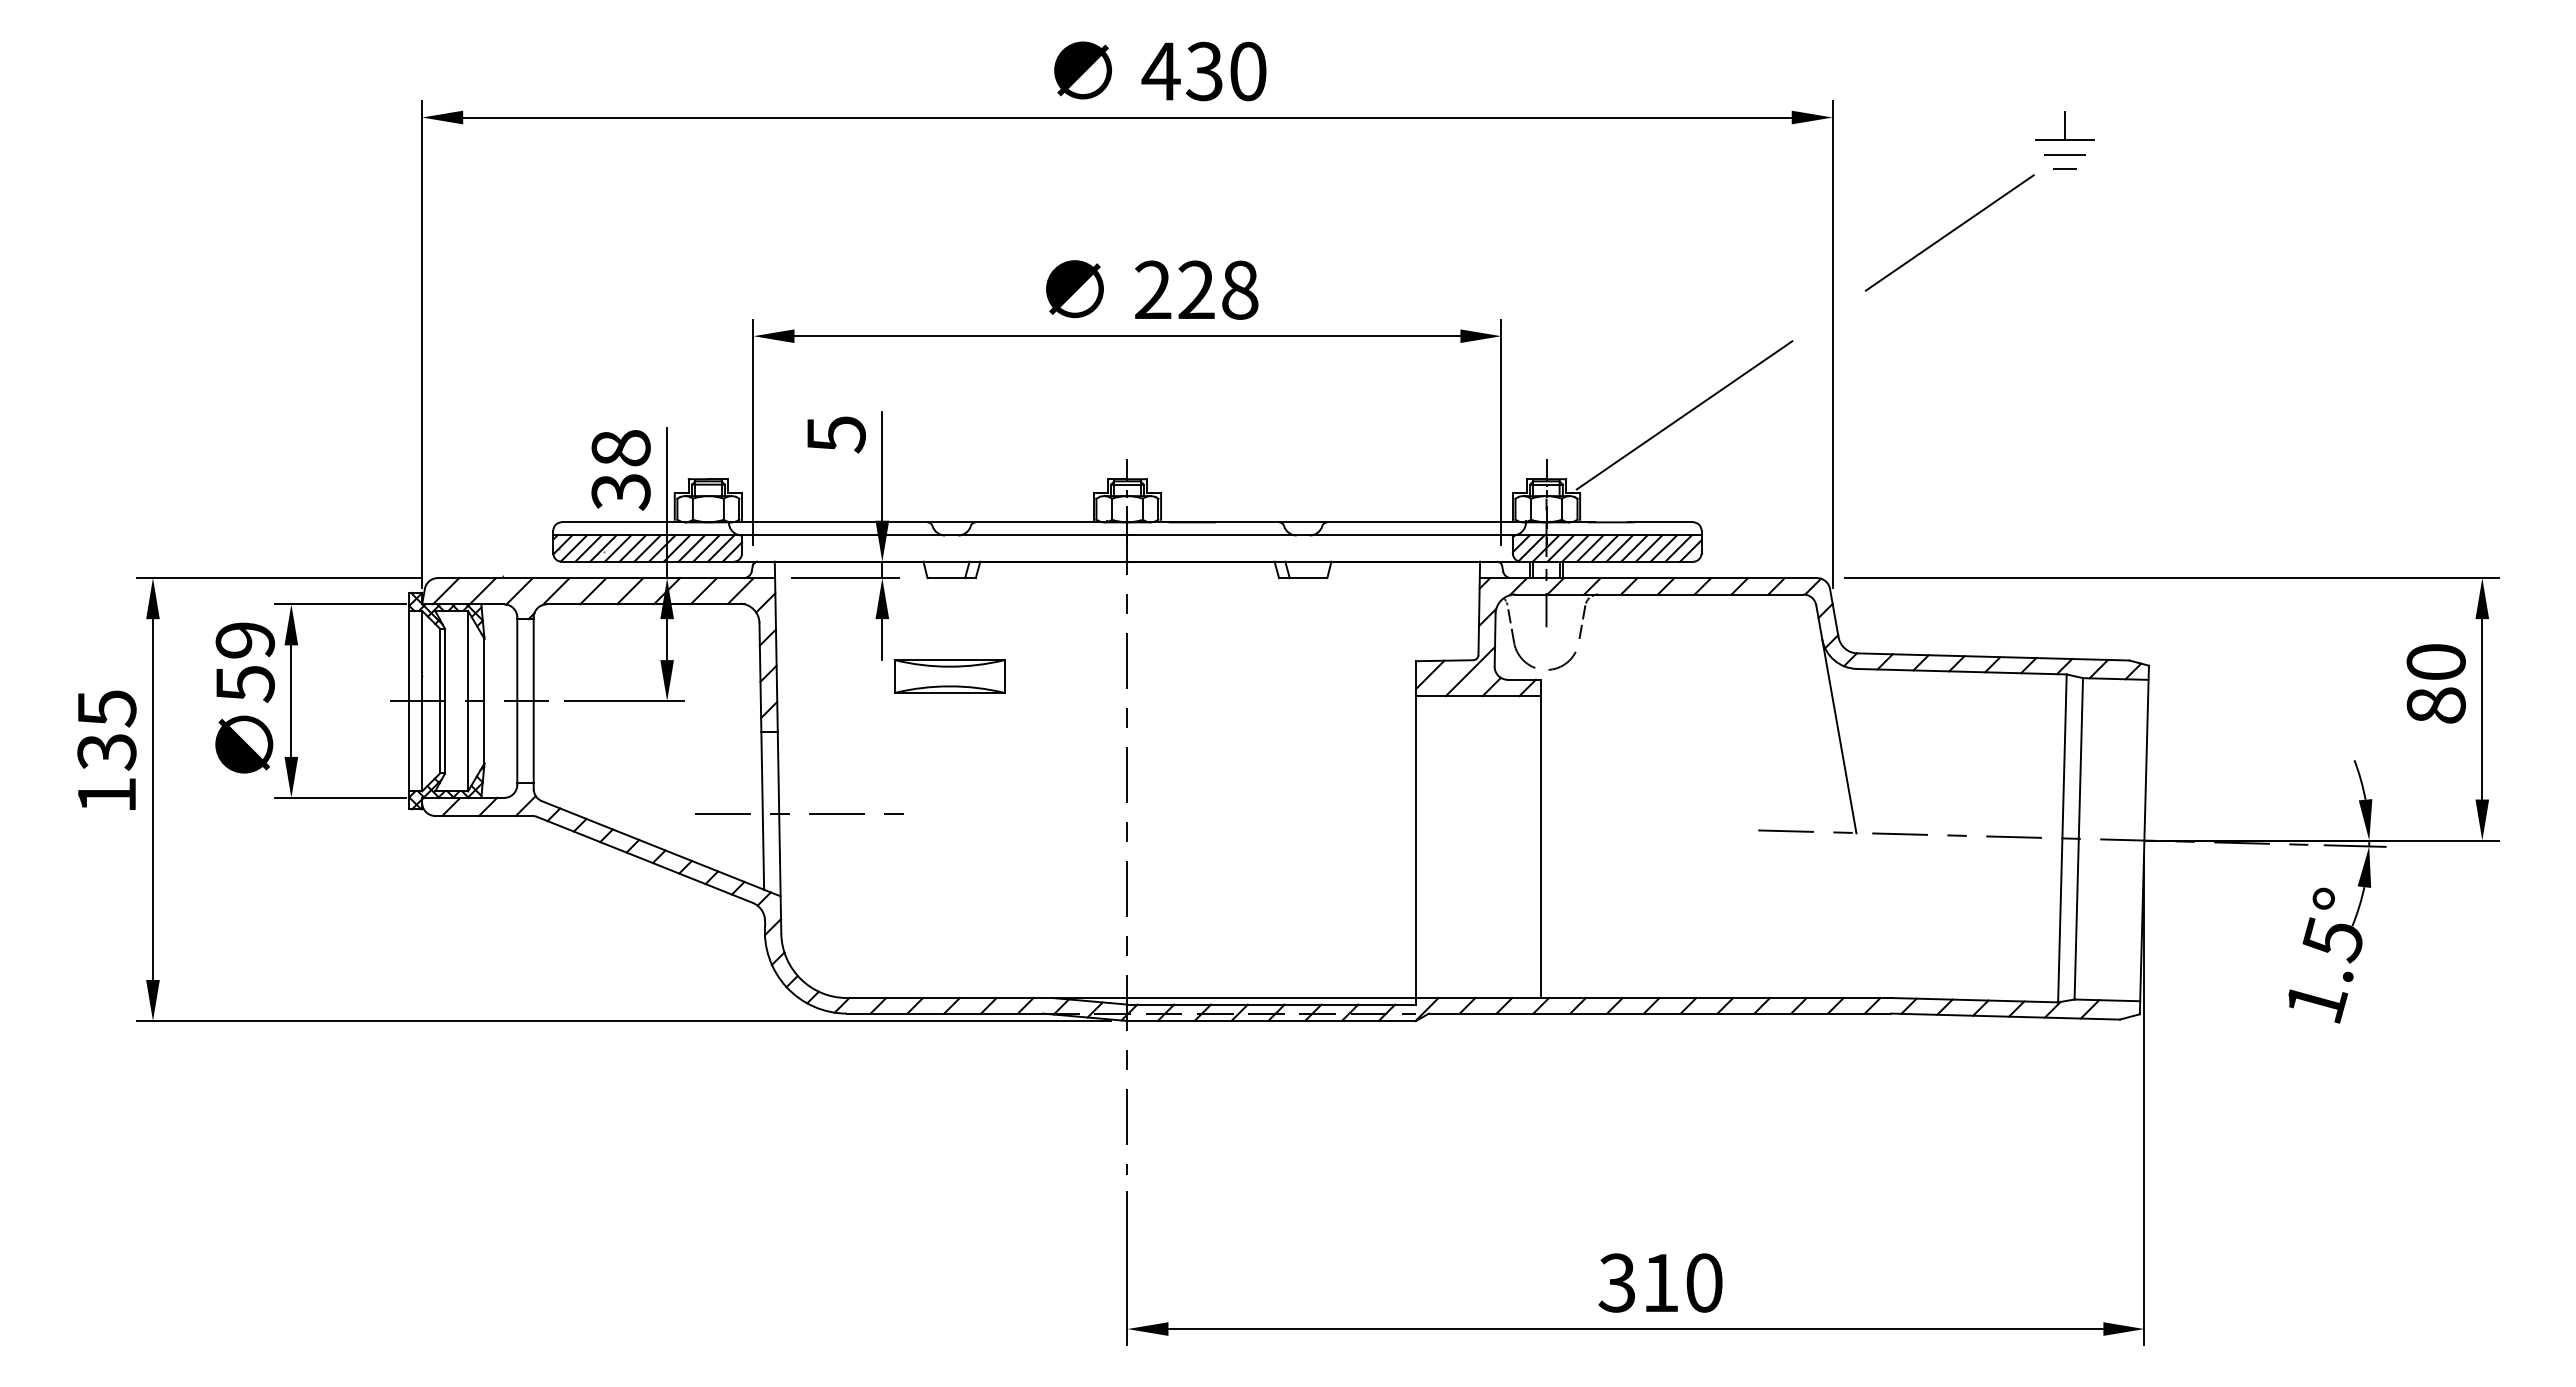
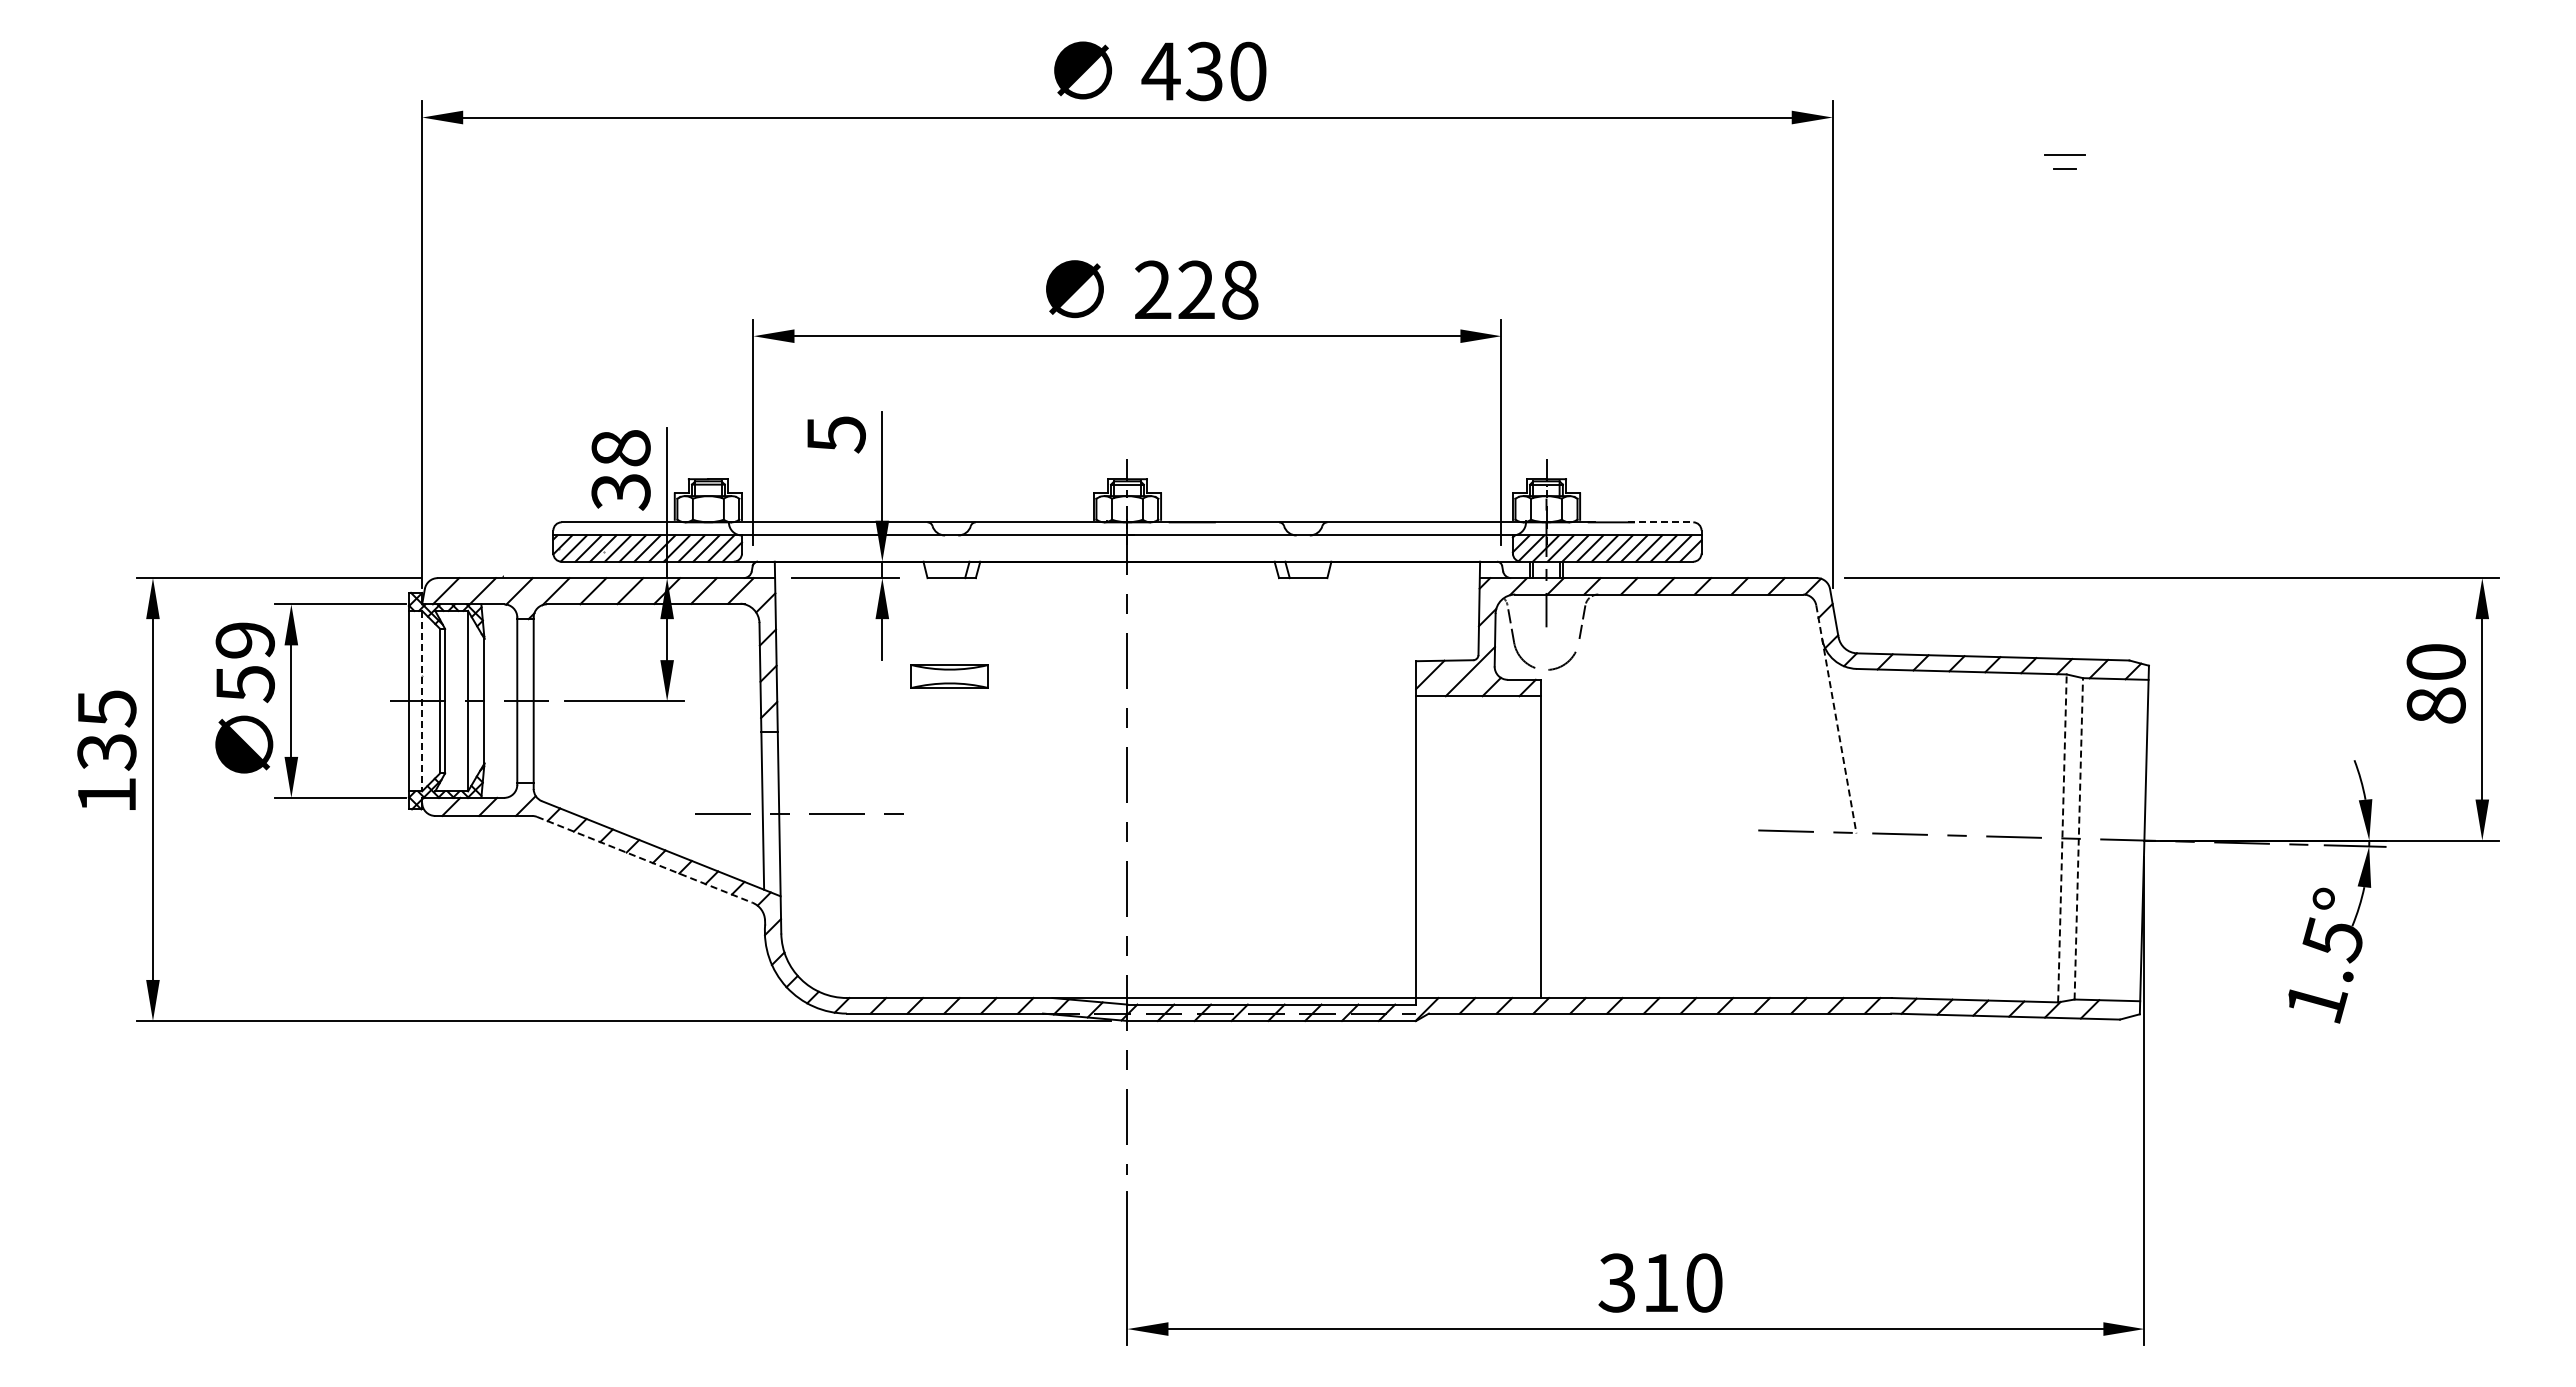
part: present -> none (2064, 125)
line: present -> none (1949, 232)
line: present -> none (1684, 415)
line: solid -> dashed (1660, 522)
part size: 112x35 px -> 79x25 px (949, 676)
line: solid -> dashed (422, 701)
line: solid -> dashed (1836, 719)
line: solid -> dashed (2062, 837)
line: solid -> dashed (2078, 838)
line: solid -> dashed (645, 860)
